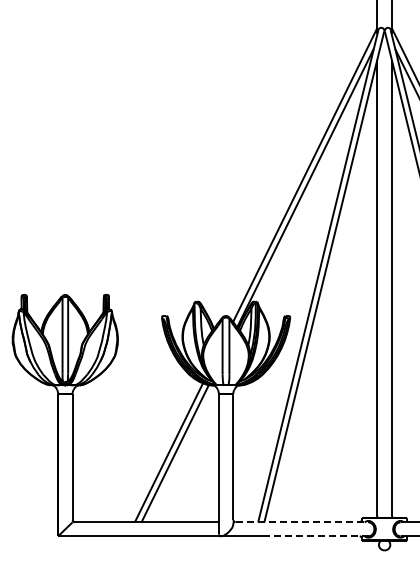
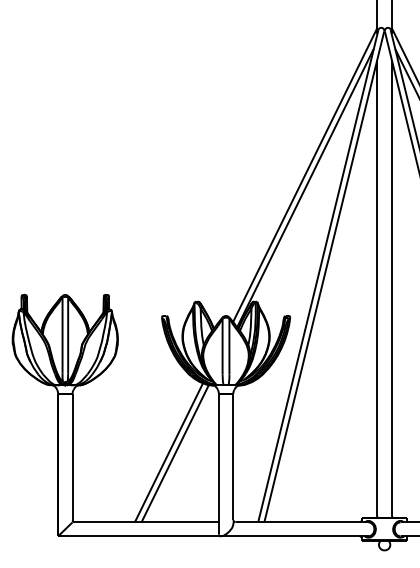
line: dashed -> solid (302, 522)
line: dashed -> solid (316, 536)
